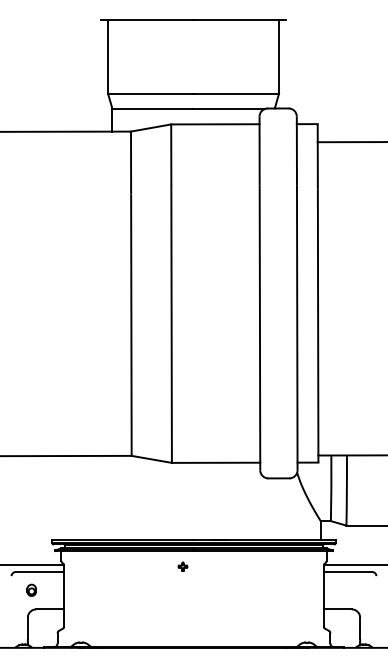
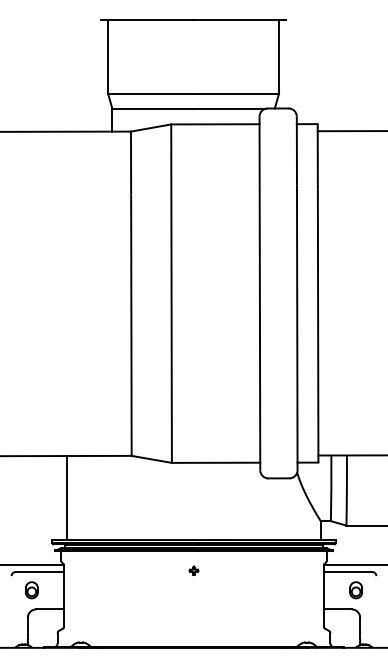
line position: (350, 142) -> (350, 131) (350, 131)
line: none -> present (67, 498)
part position: (182, 566) -> (193, 570) (193, 570)
part size: 11x14 px -> 15x19 px (31, 590)
part: none -> present (356, 590)
